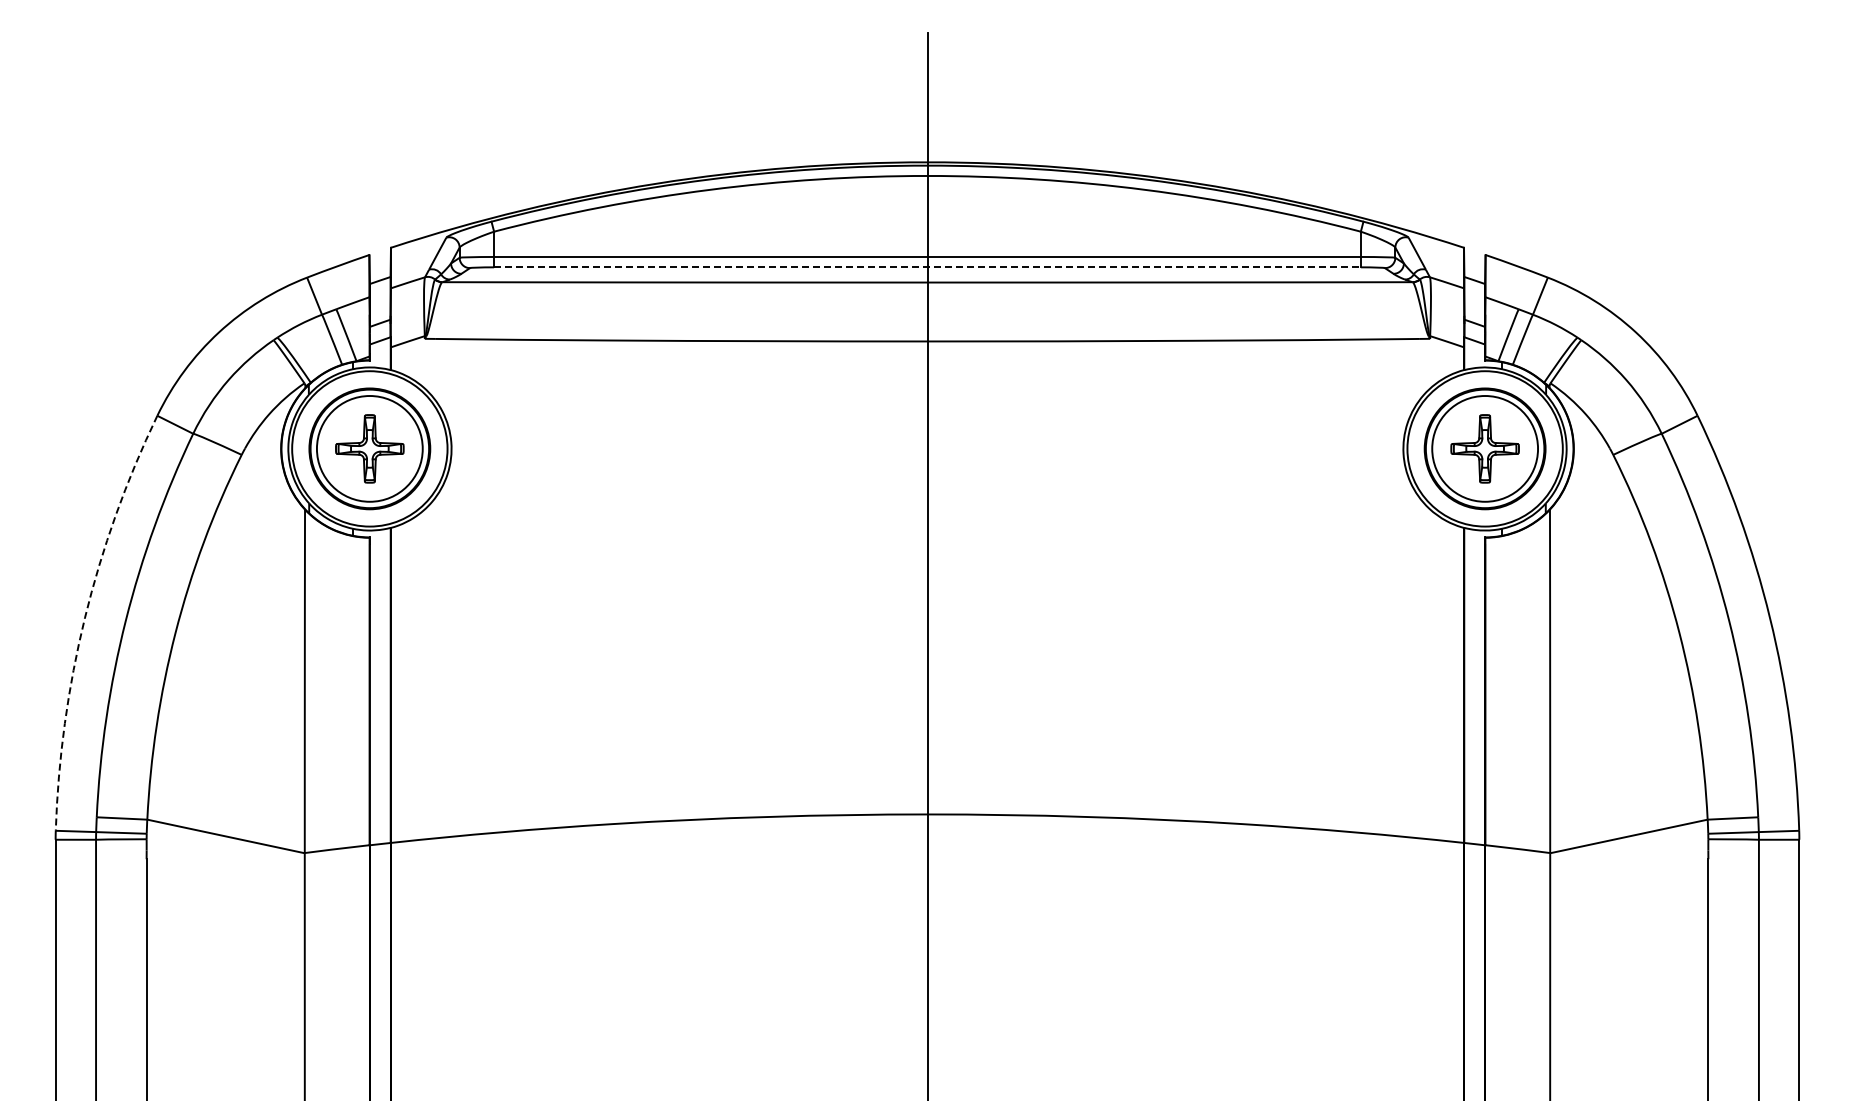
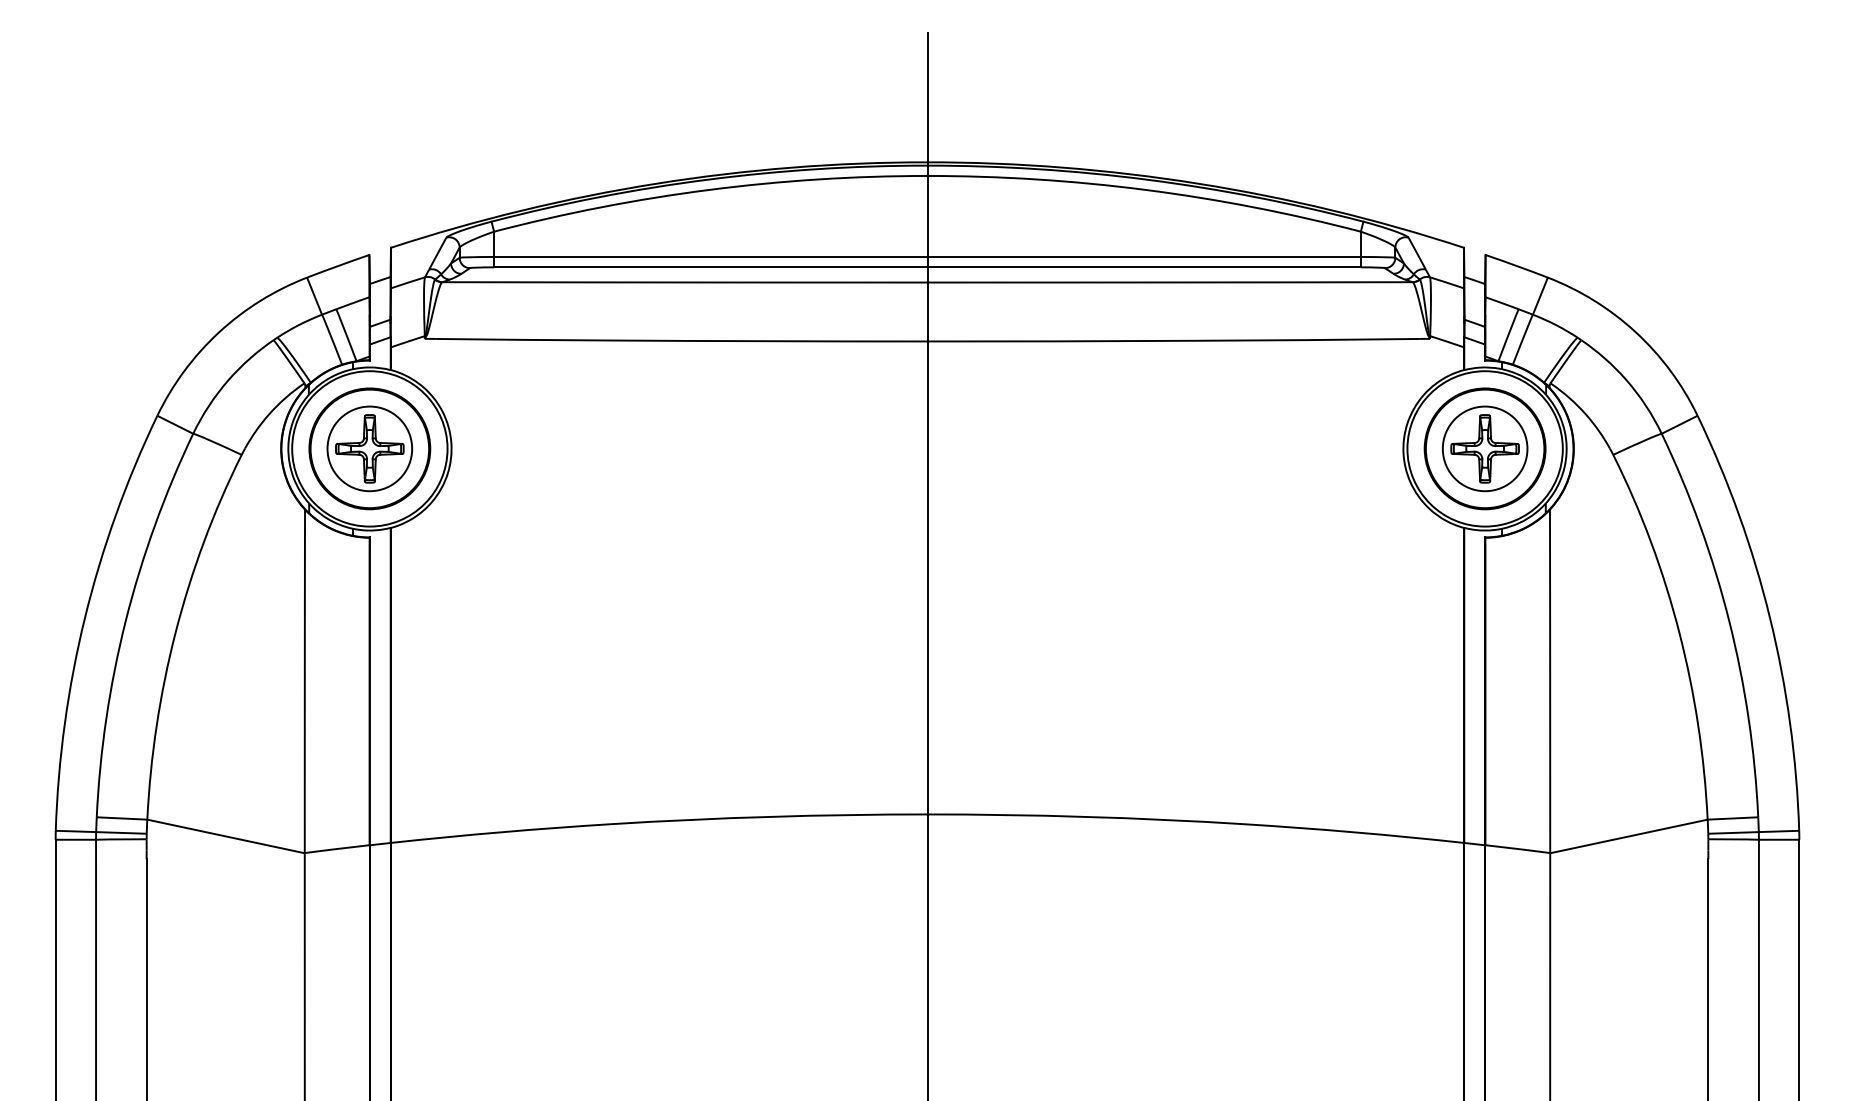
line: dashed -> solid (928, 267)
circle diameter: 106 px -> 85 px (369, 448)
circle diameter: 106 px -> 85 px (1484, 448)
arc: dashed -> solid (84, 618)
